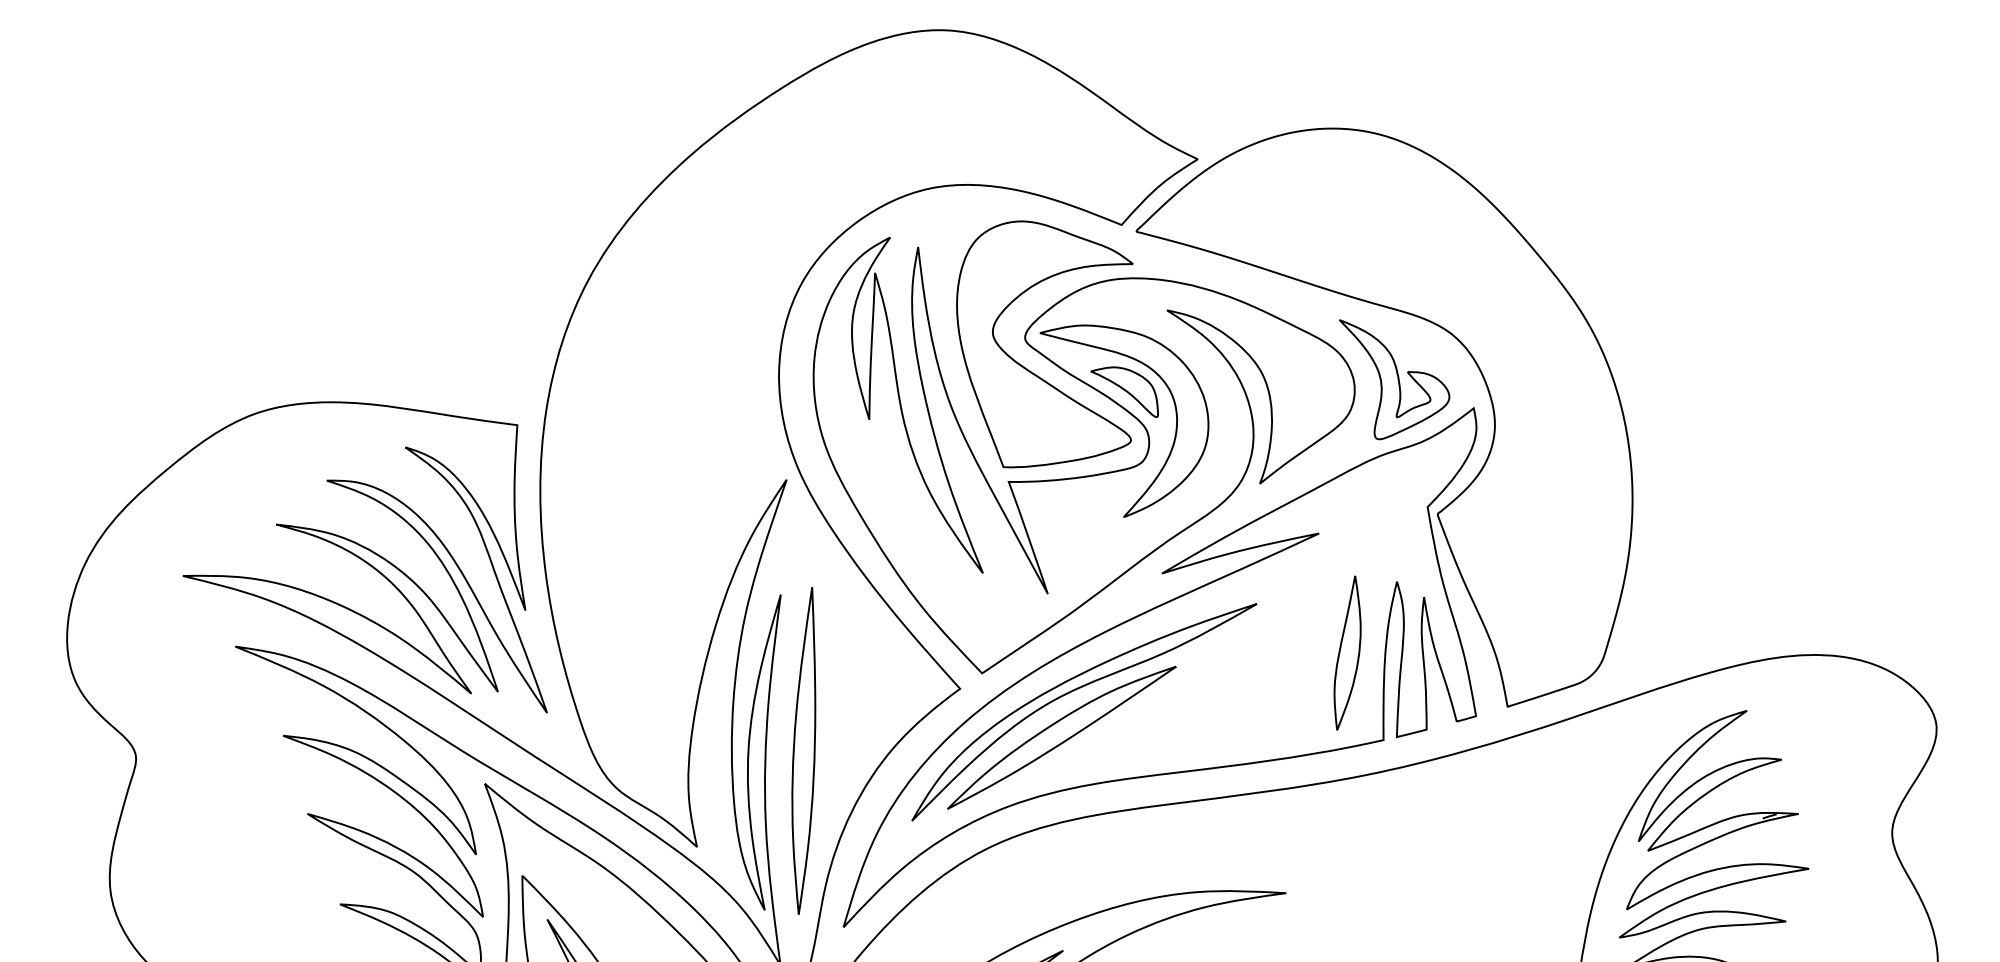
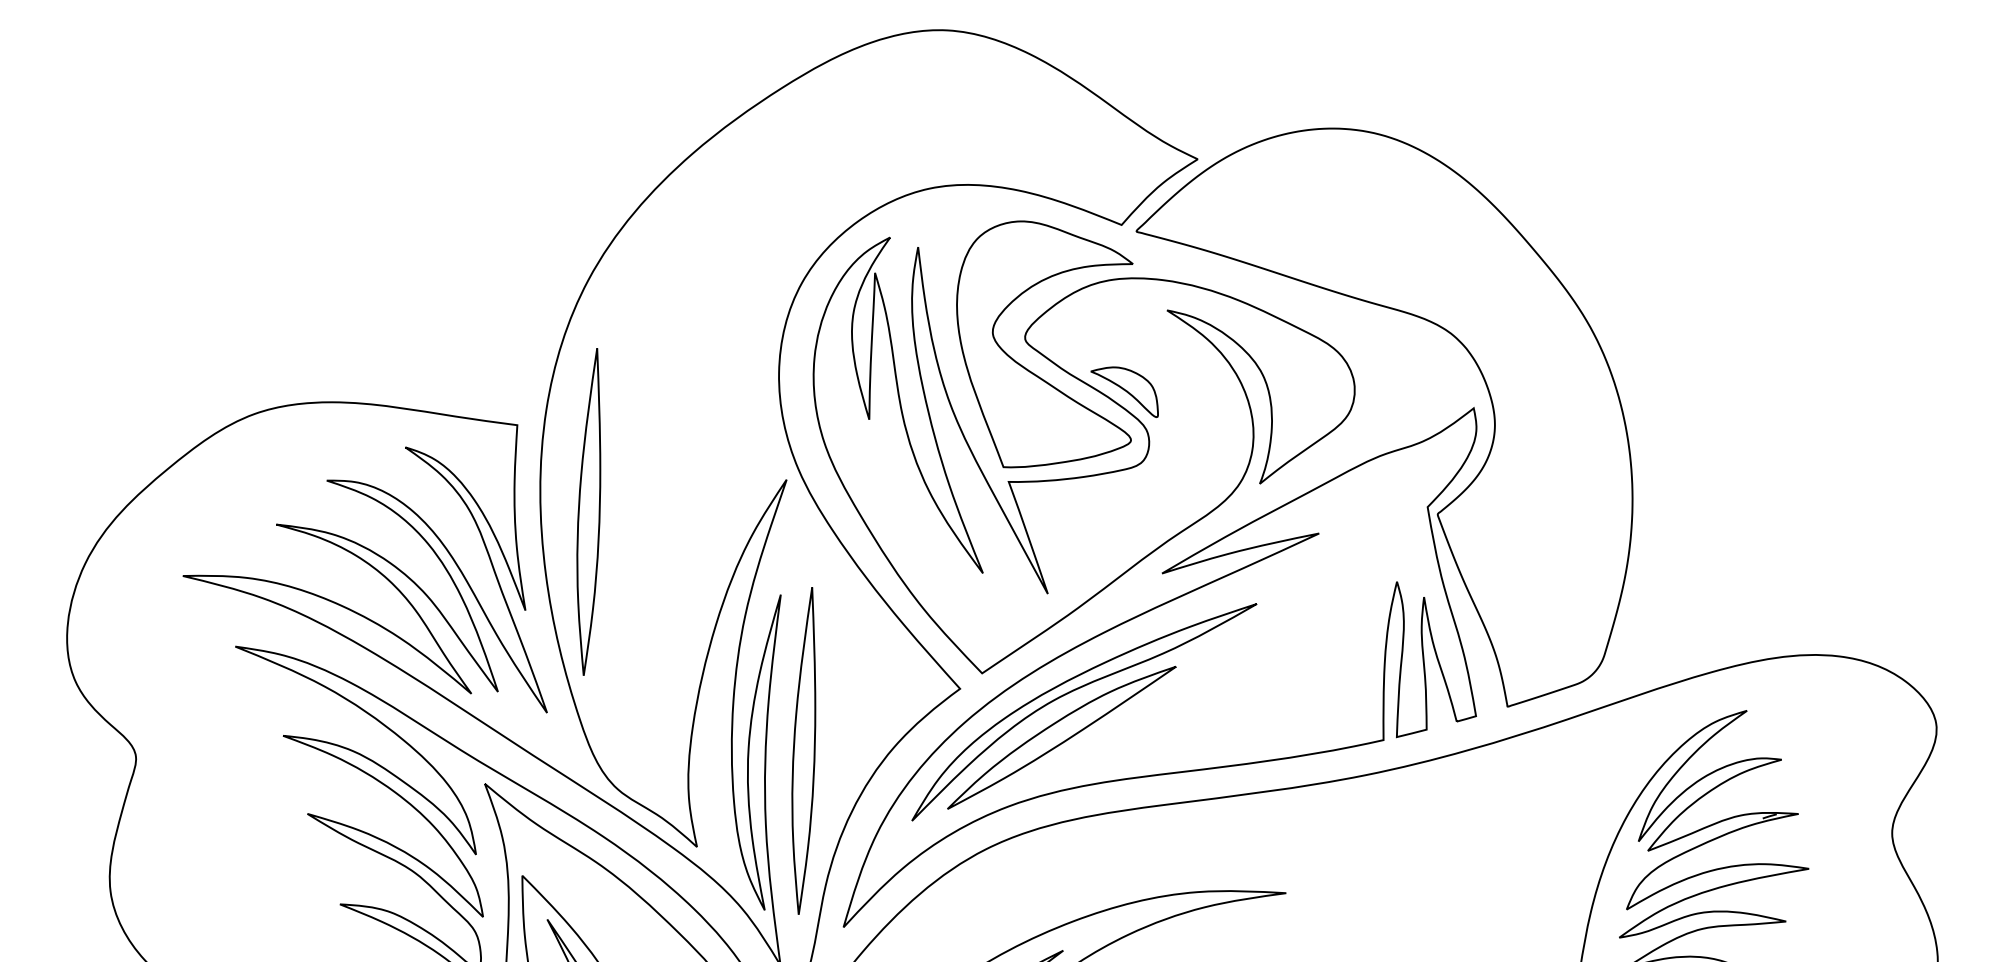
part: present -> none (1394, 379)
part: present -> none (1175, 414)
part: none -> present (588, 511)
part: present -> none (1347, 652)
